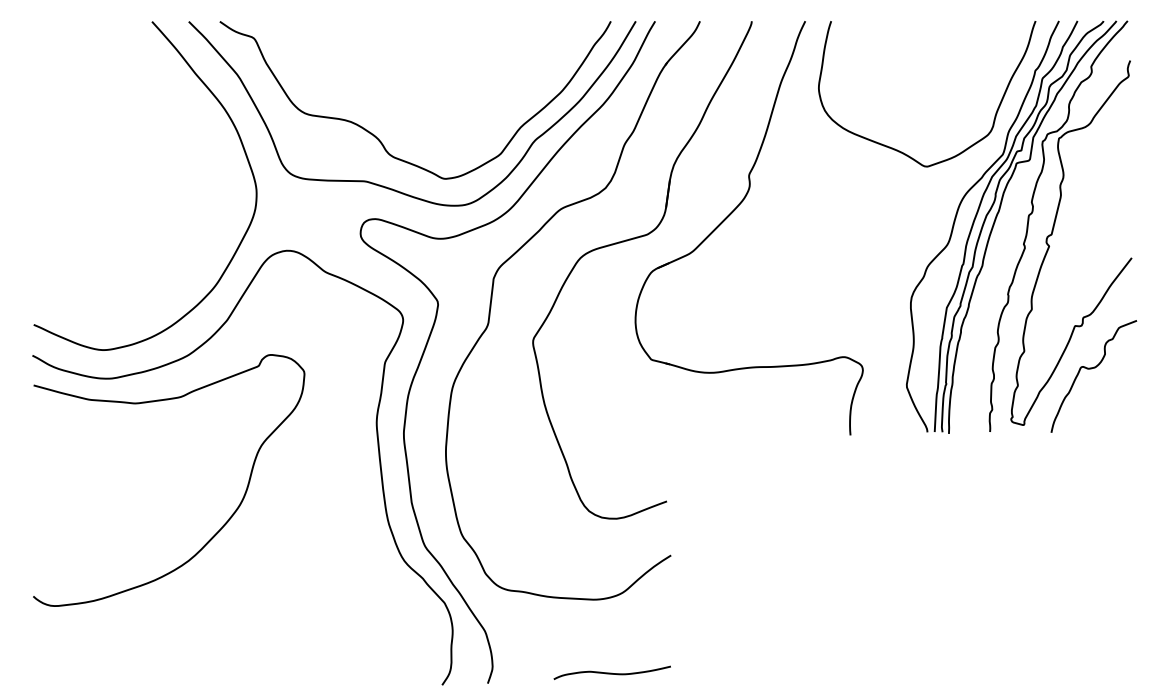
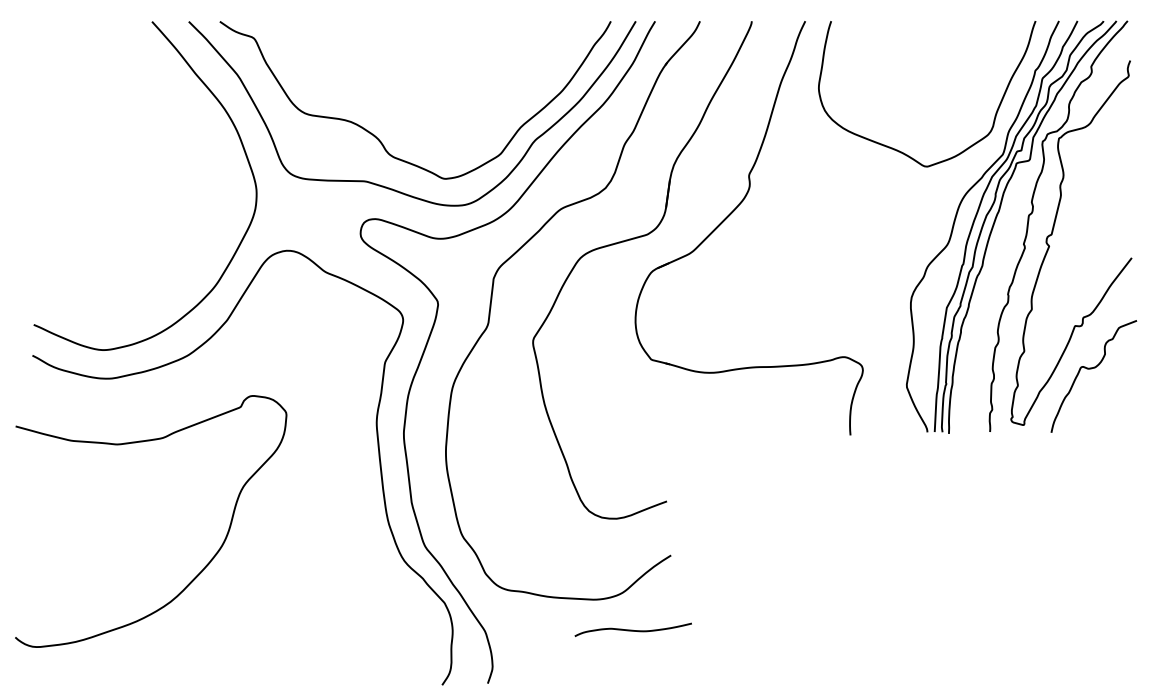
curve position: (222, 525) -> (204, 566) (204, 566)
curve position: (611, 672) -> (632, 629) (632, 629)
